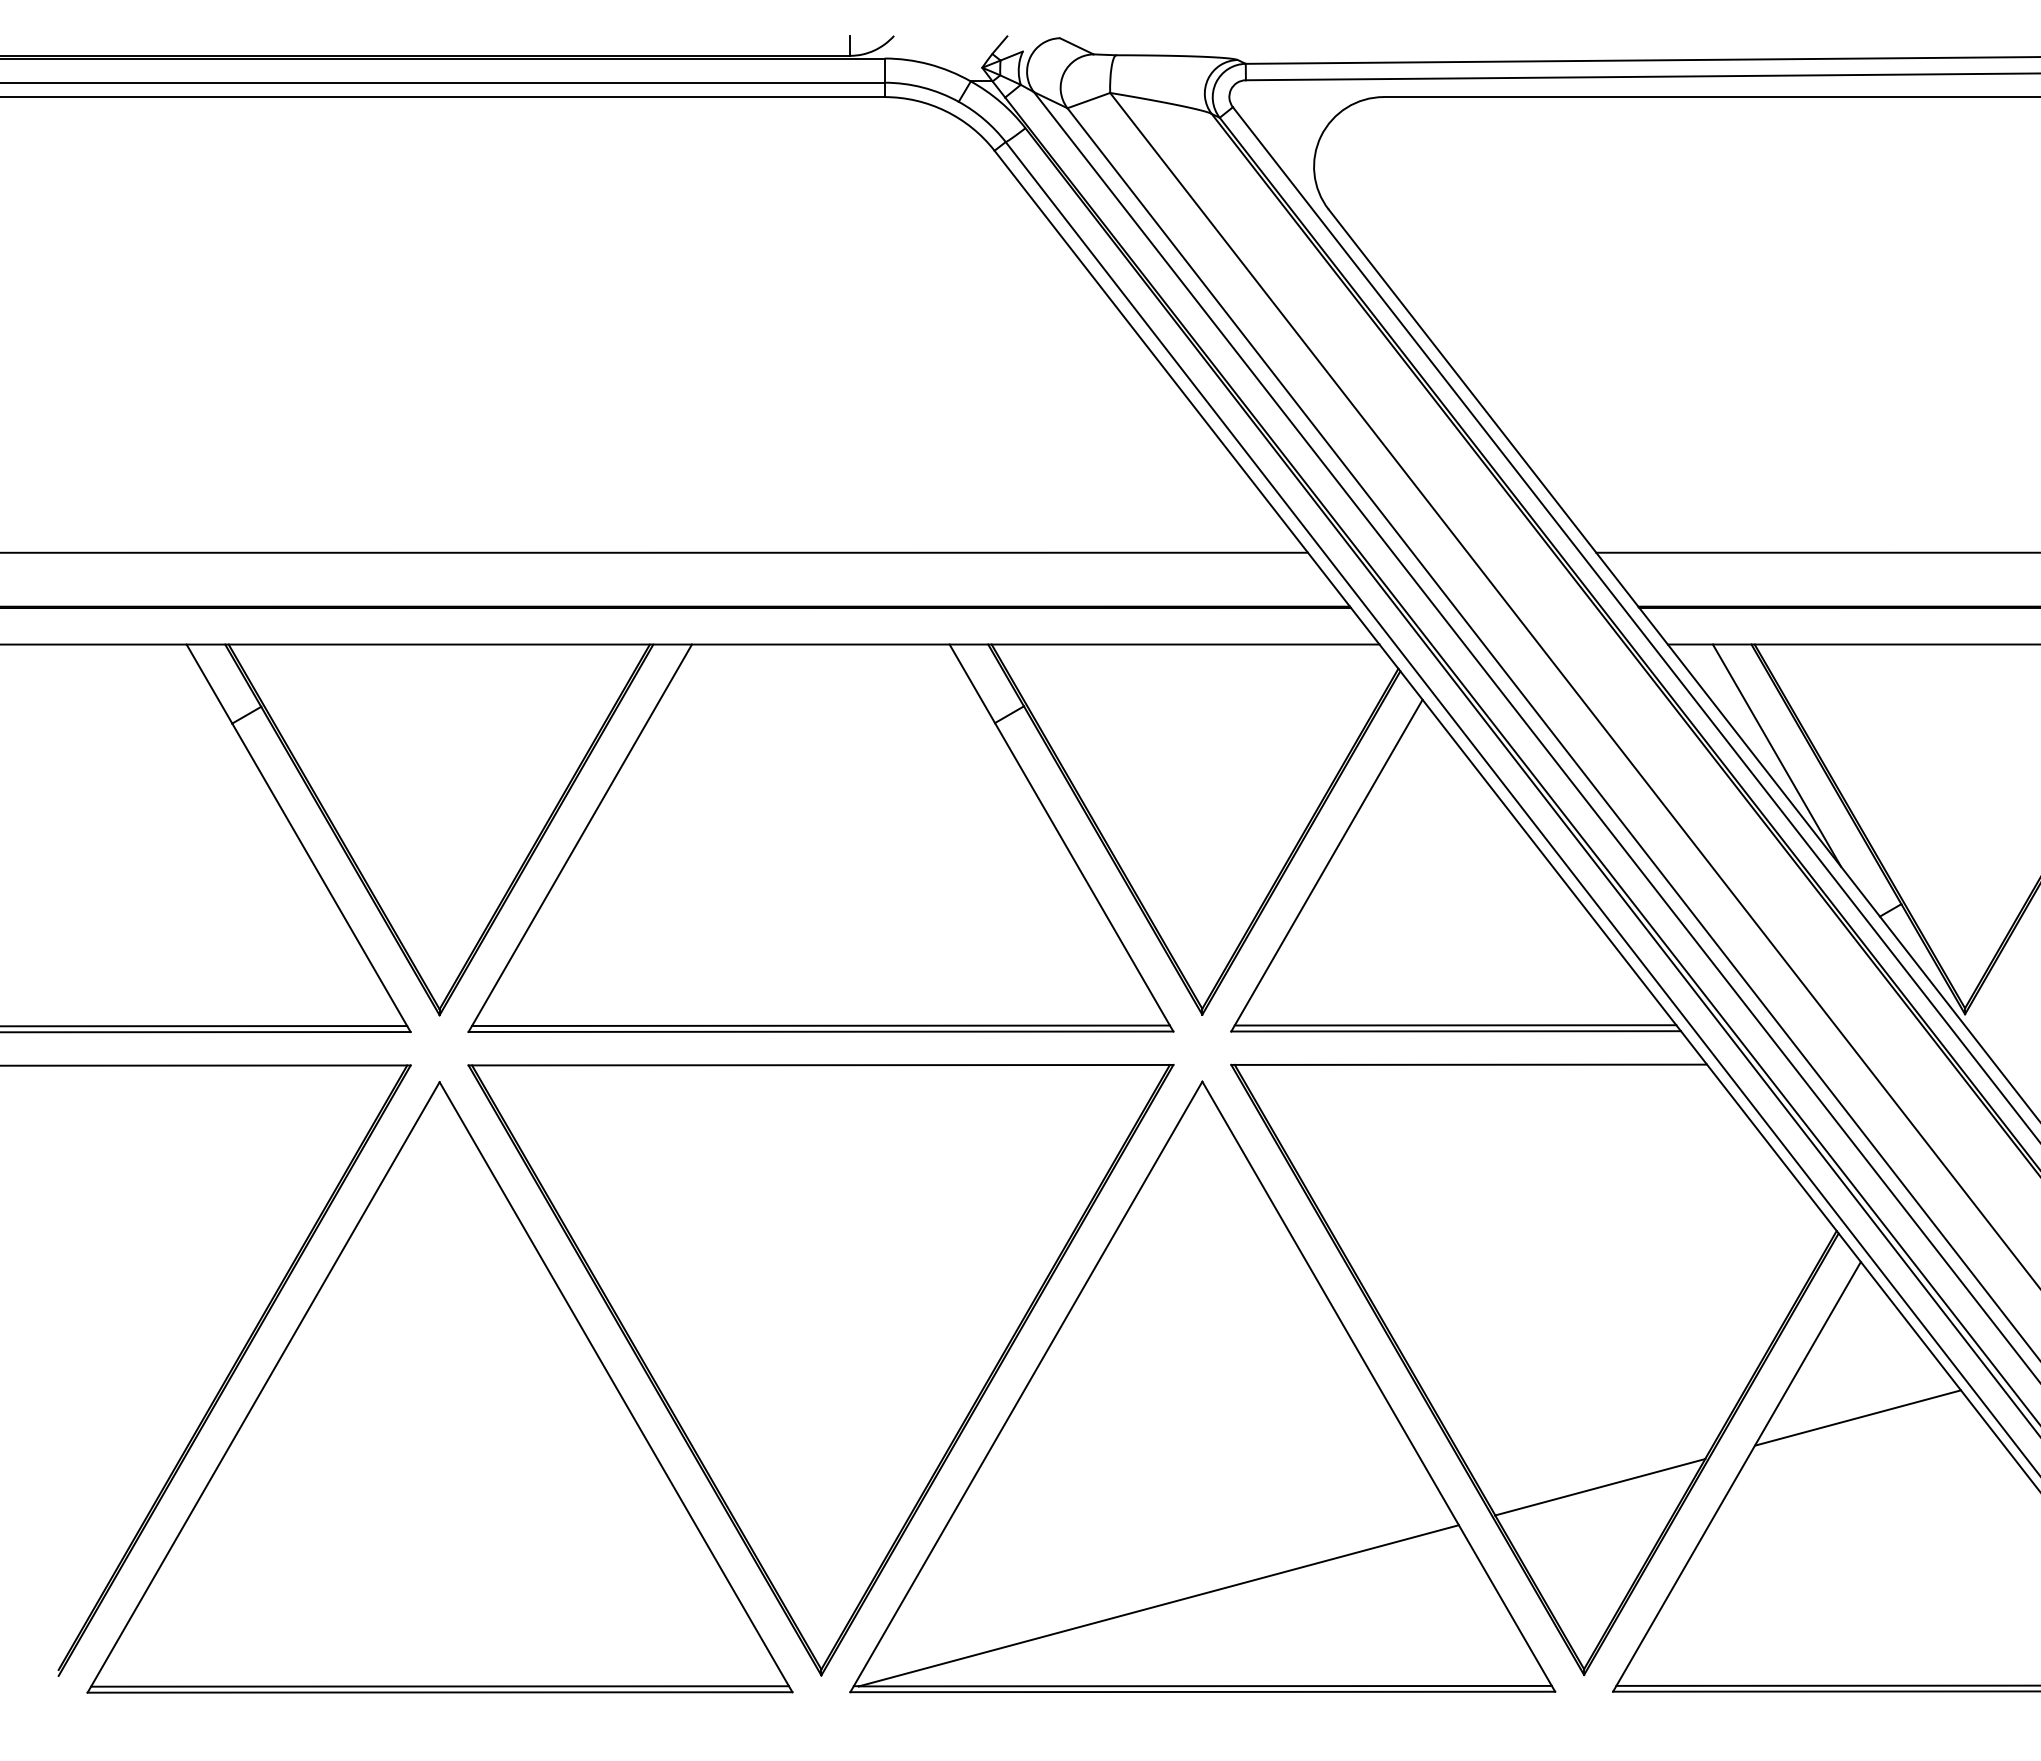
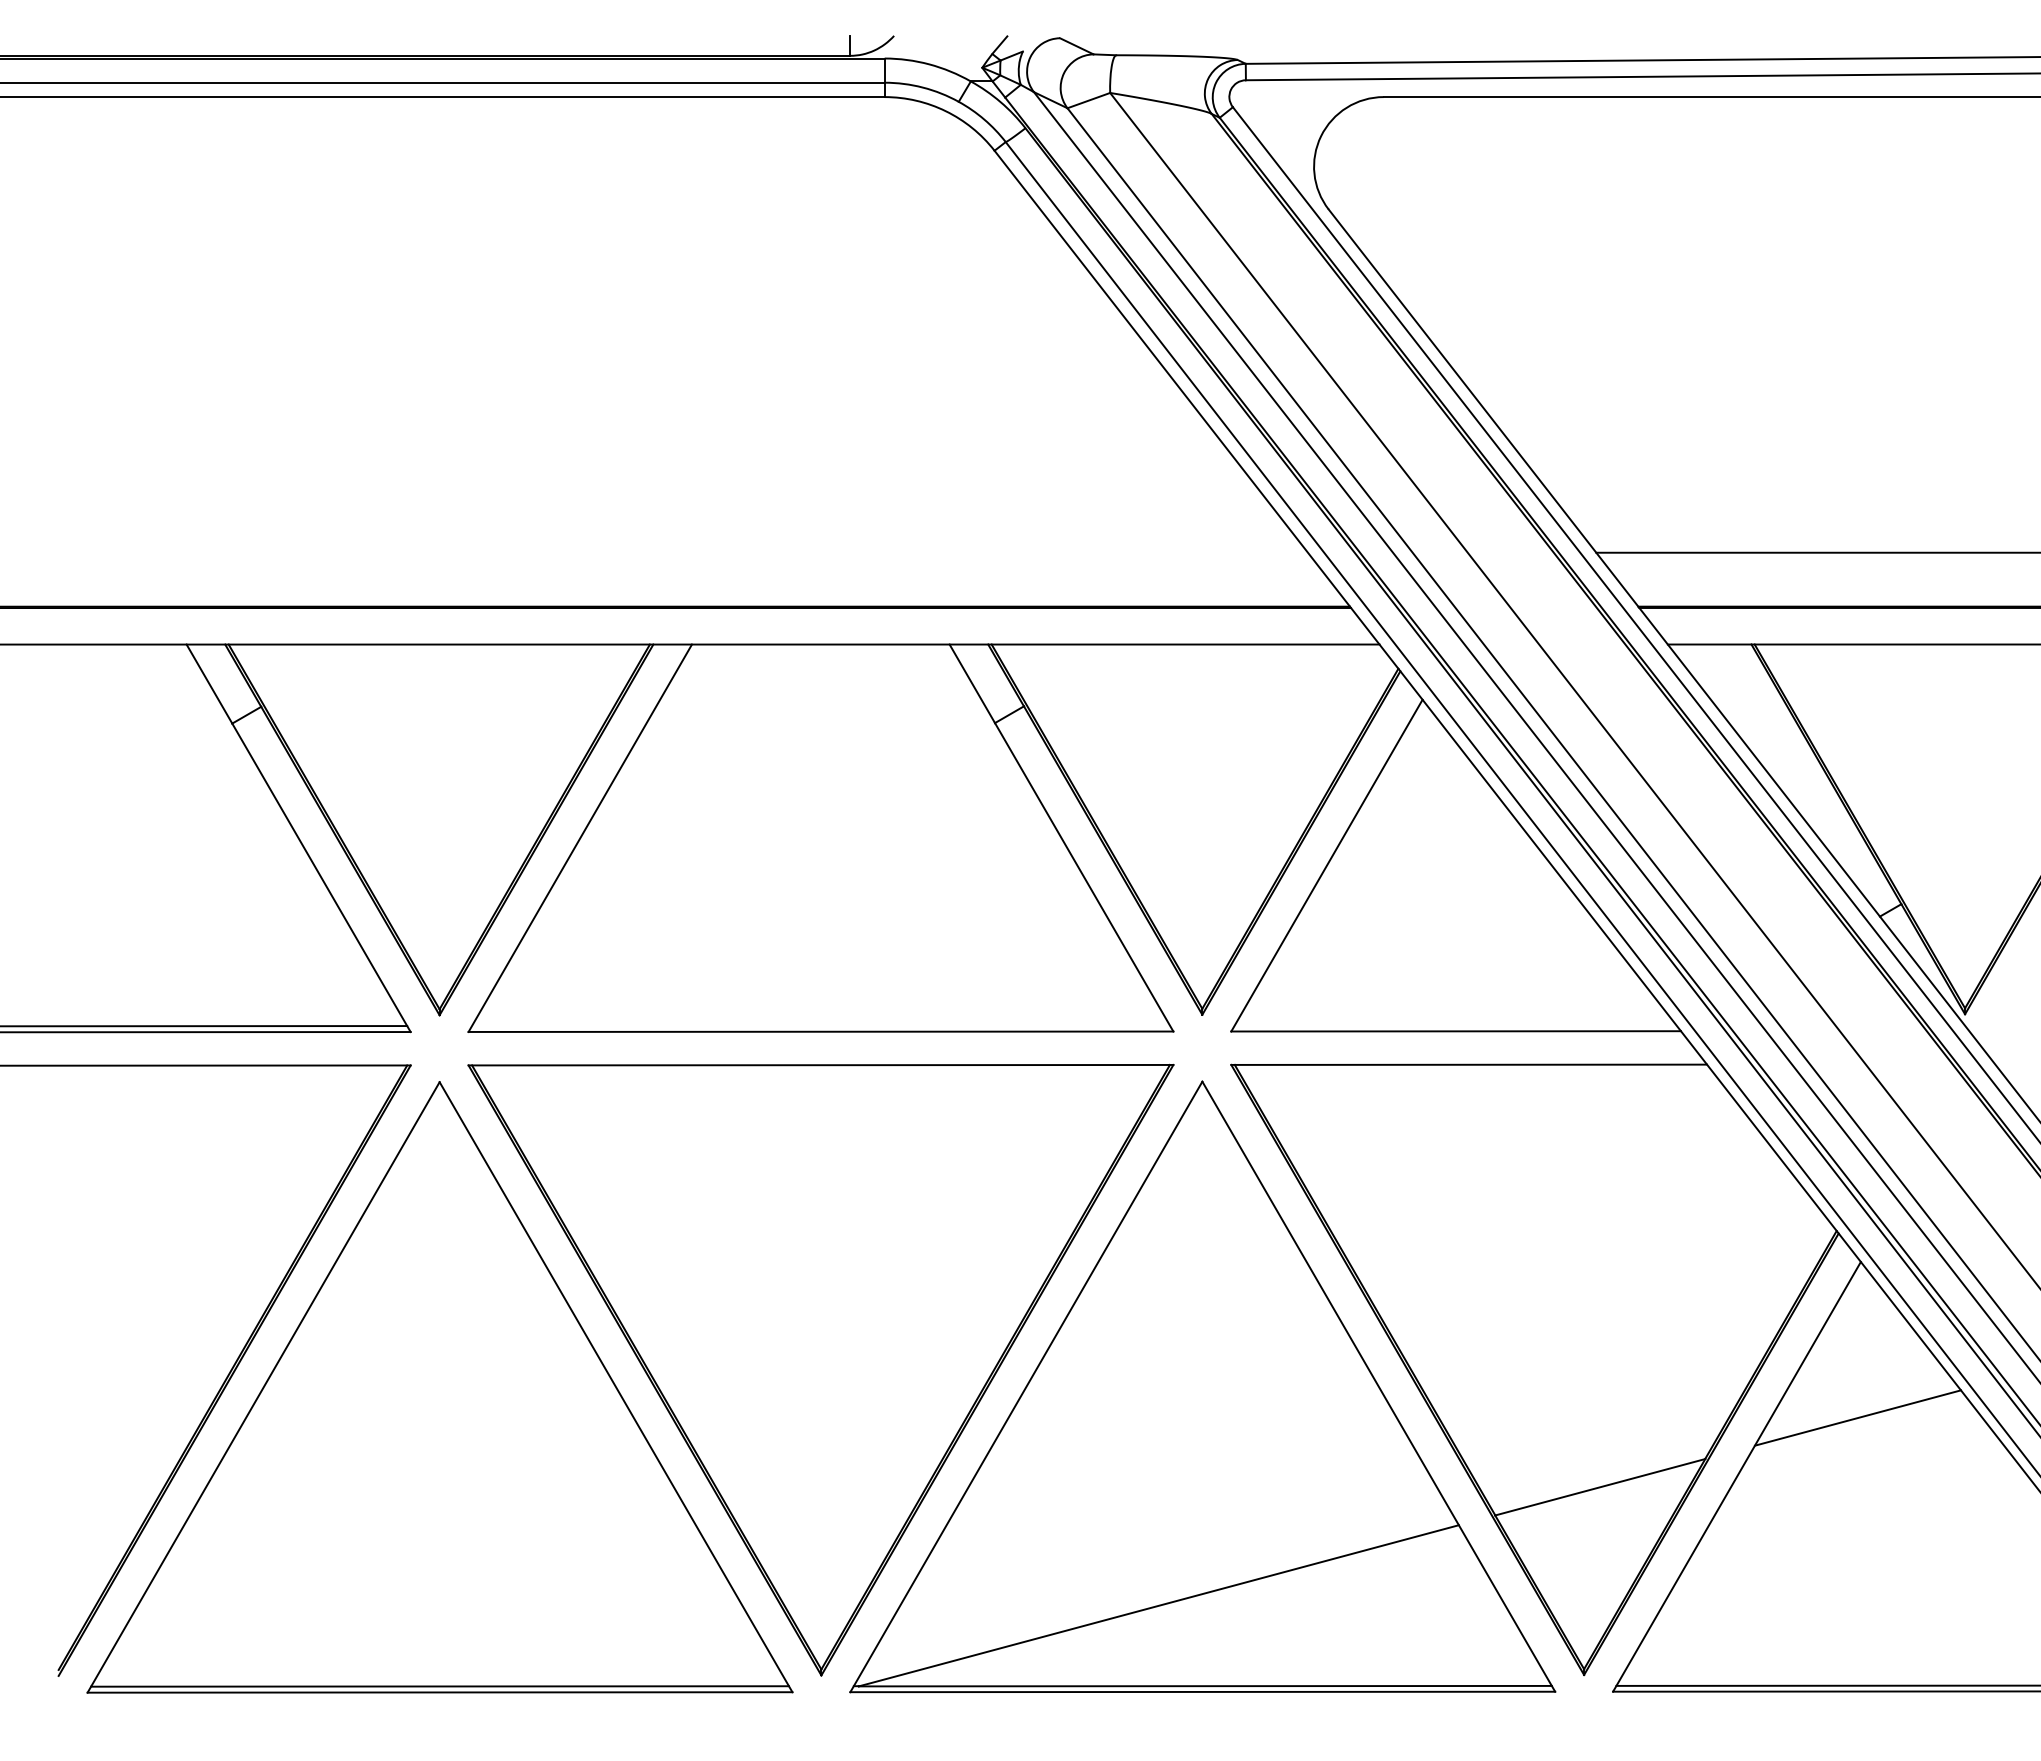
line: present -> none (654, 552)
line: present -> none (1776, 755)
line: present -> none (820, 1025)
line: present -> none (1455, 1025)
